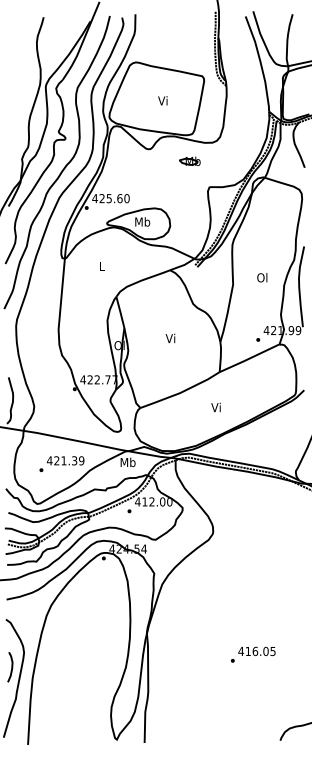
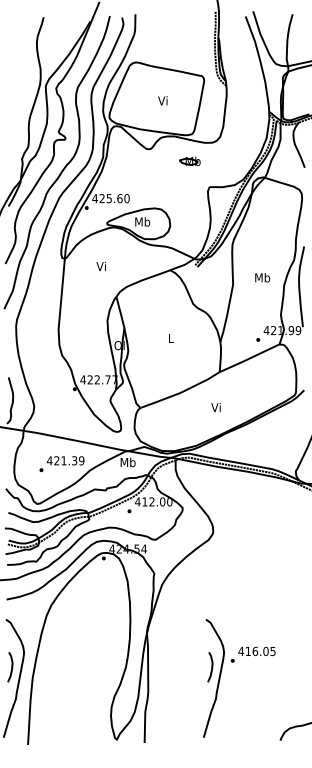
text: L -> Vi (100, 265)
text: Ol -> Mb (262, 277)
text: Vi -> L (170, 338)
part: none -> present (213, 678)
